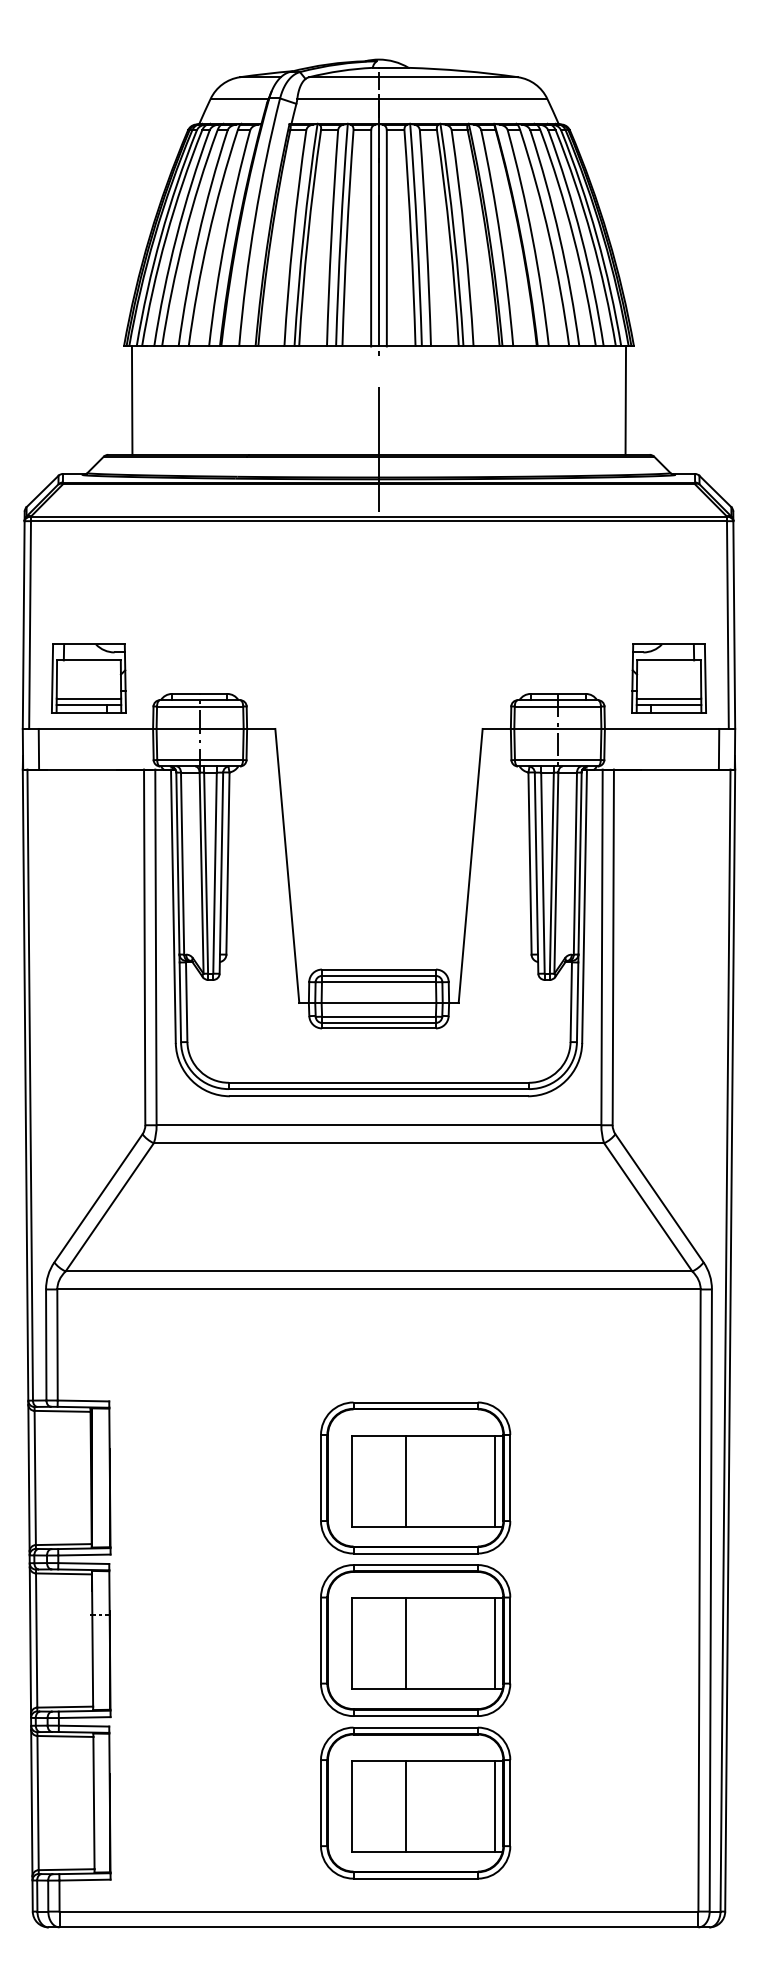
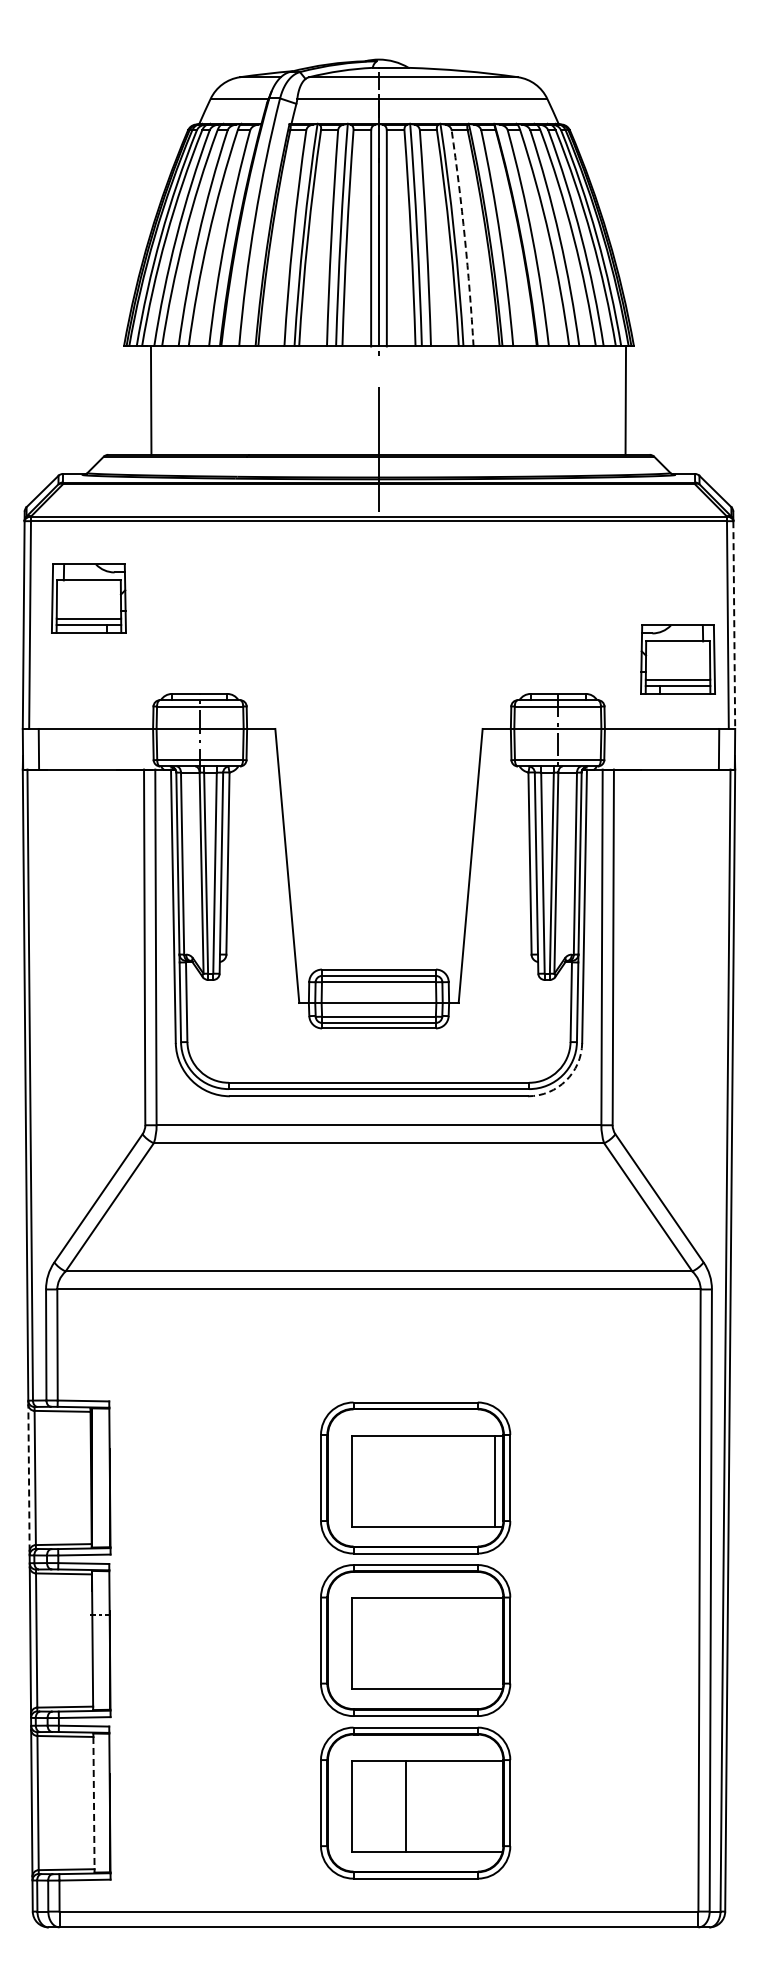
arc: solid -> dashed (464, 238)
line position: (131, 400) -> (150, 400) (150, 400)
line: solid -> dashed (734, 625)
part position: (88, 678) -> (88, 598) (88, 598)
part position: (668, 678) -> (677, 659) (677, 659)
arc: solid -> dashed (566, 1080)
line: solid -> dashed (28, 1477)
line: present -> none (406, 1480)
line: present -> none (406, 1643)
line: present -> none (495, 1643)
line: solid -> dashed (93, 1803)
line: present -> none (495, 1805)
